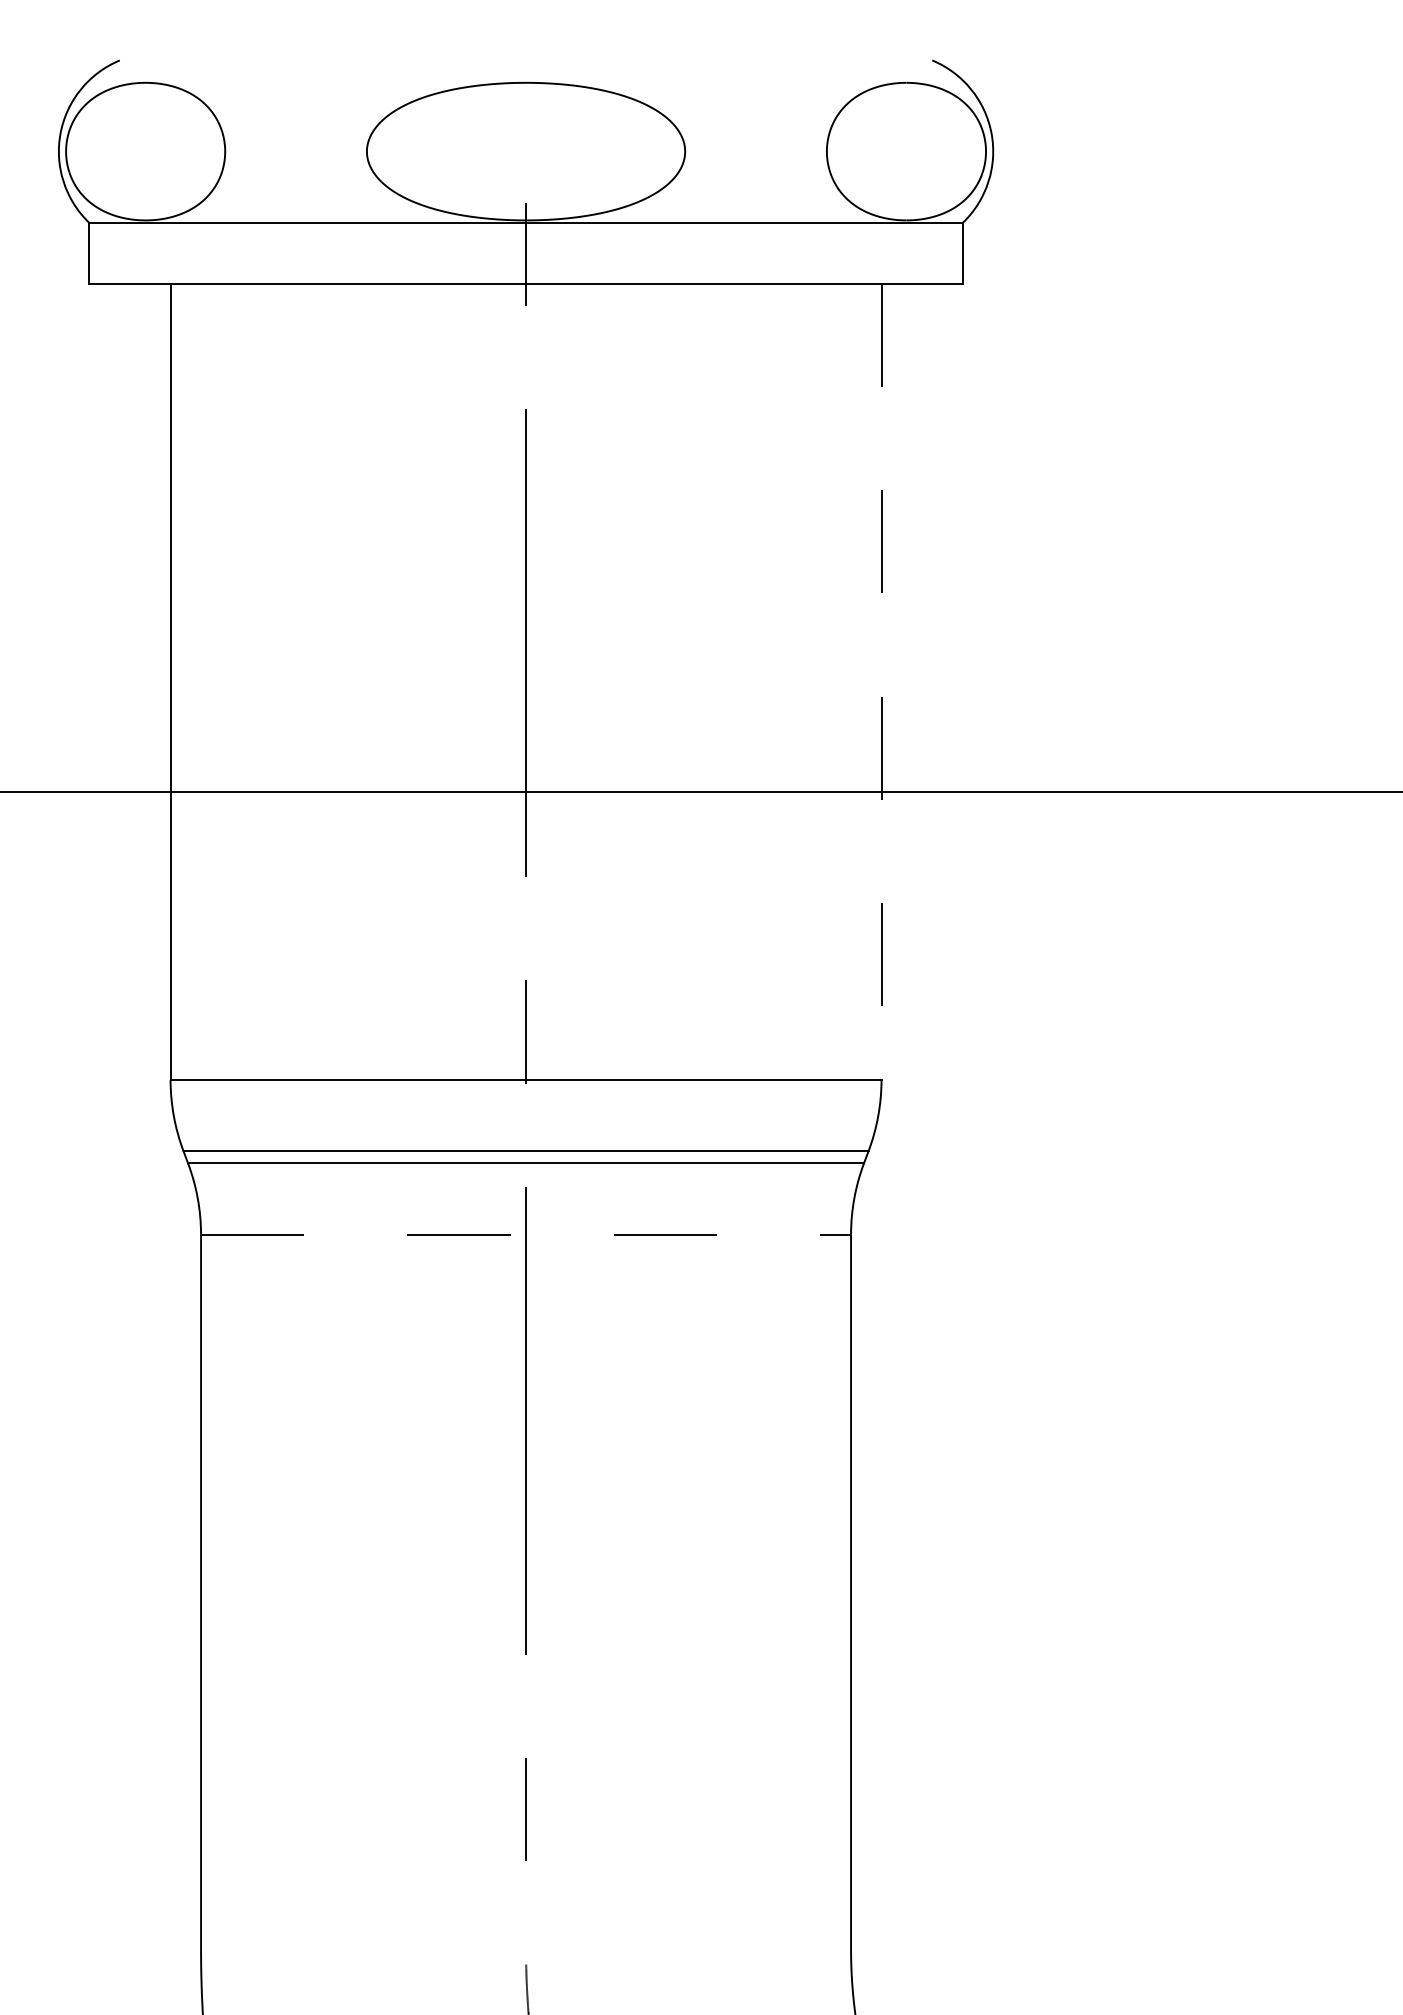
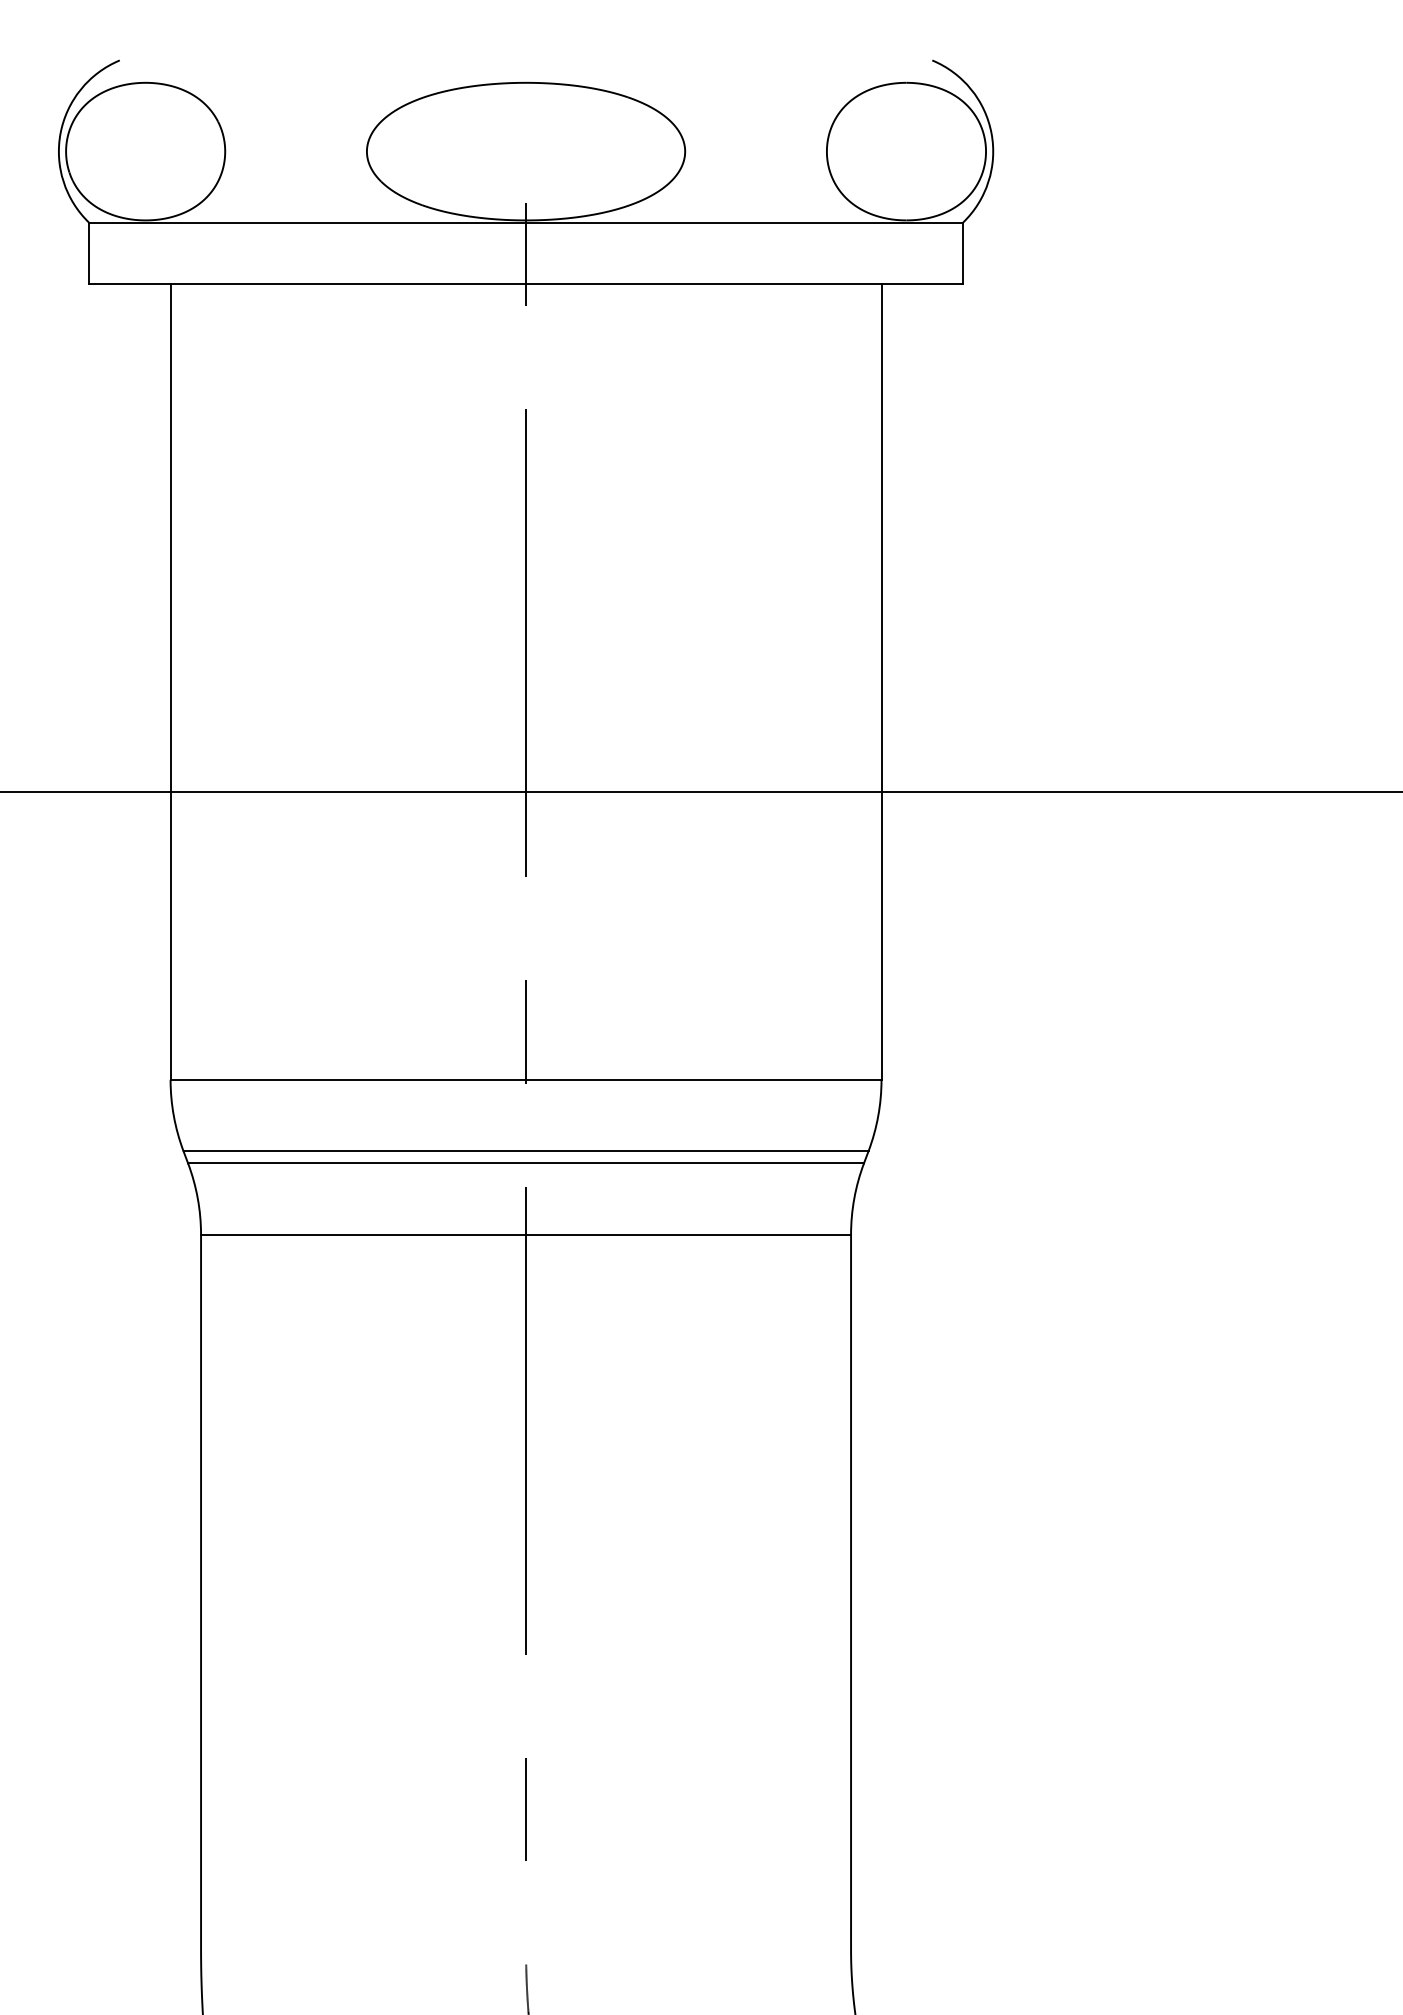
line: dashed -> solid (881, 681)
line: dashed -> solid (526, 1234)
